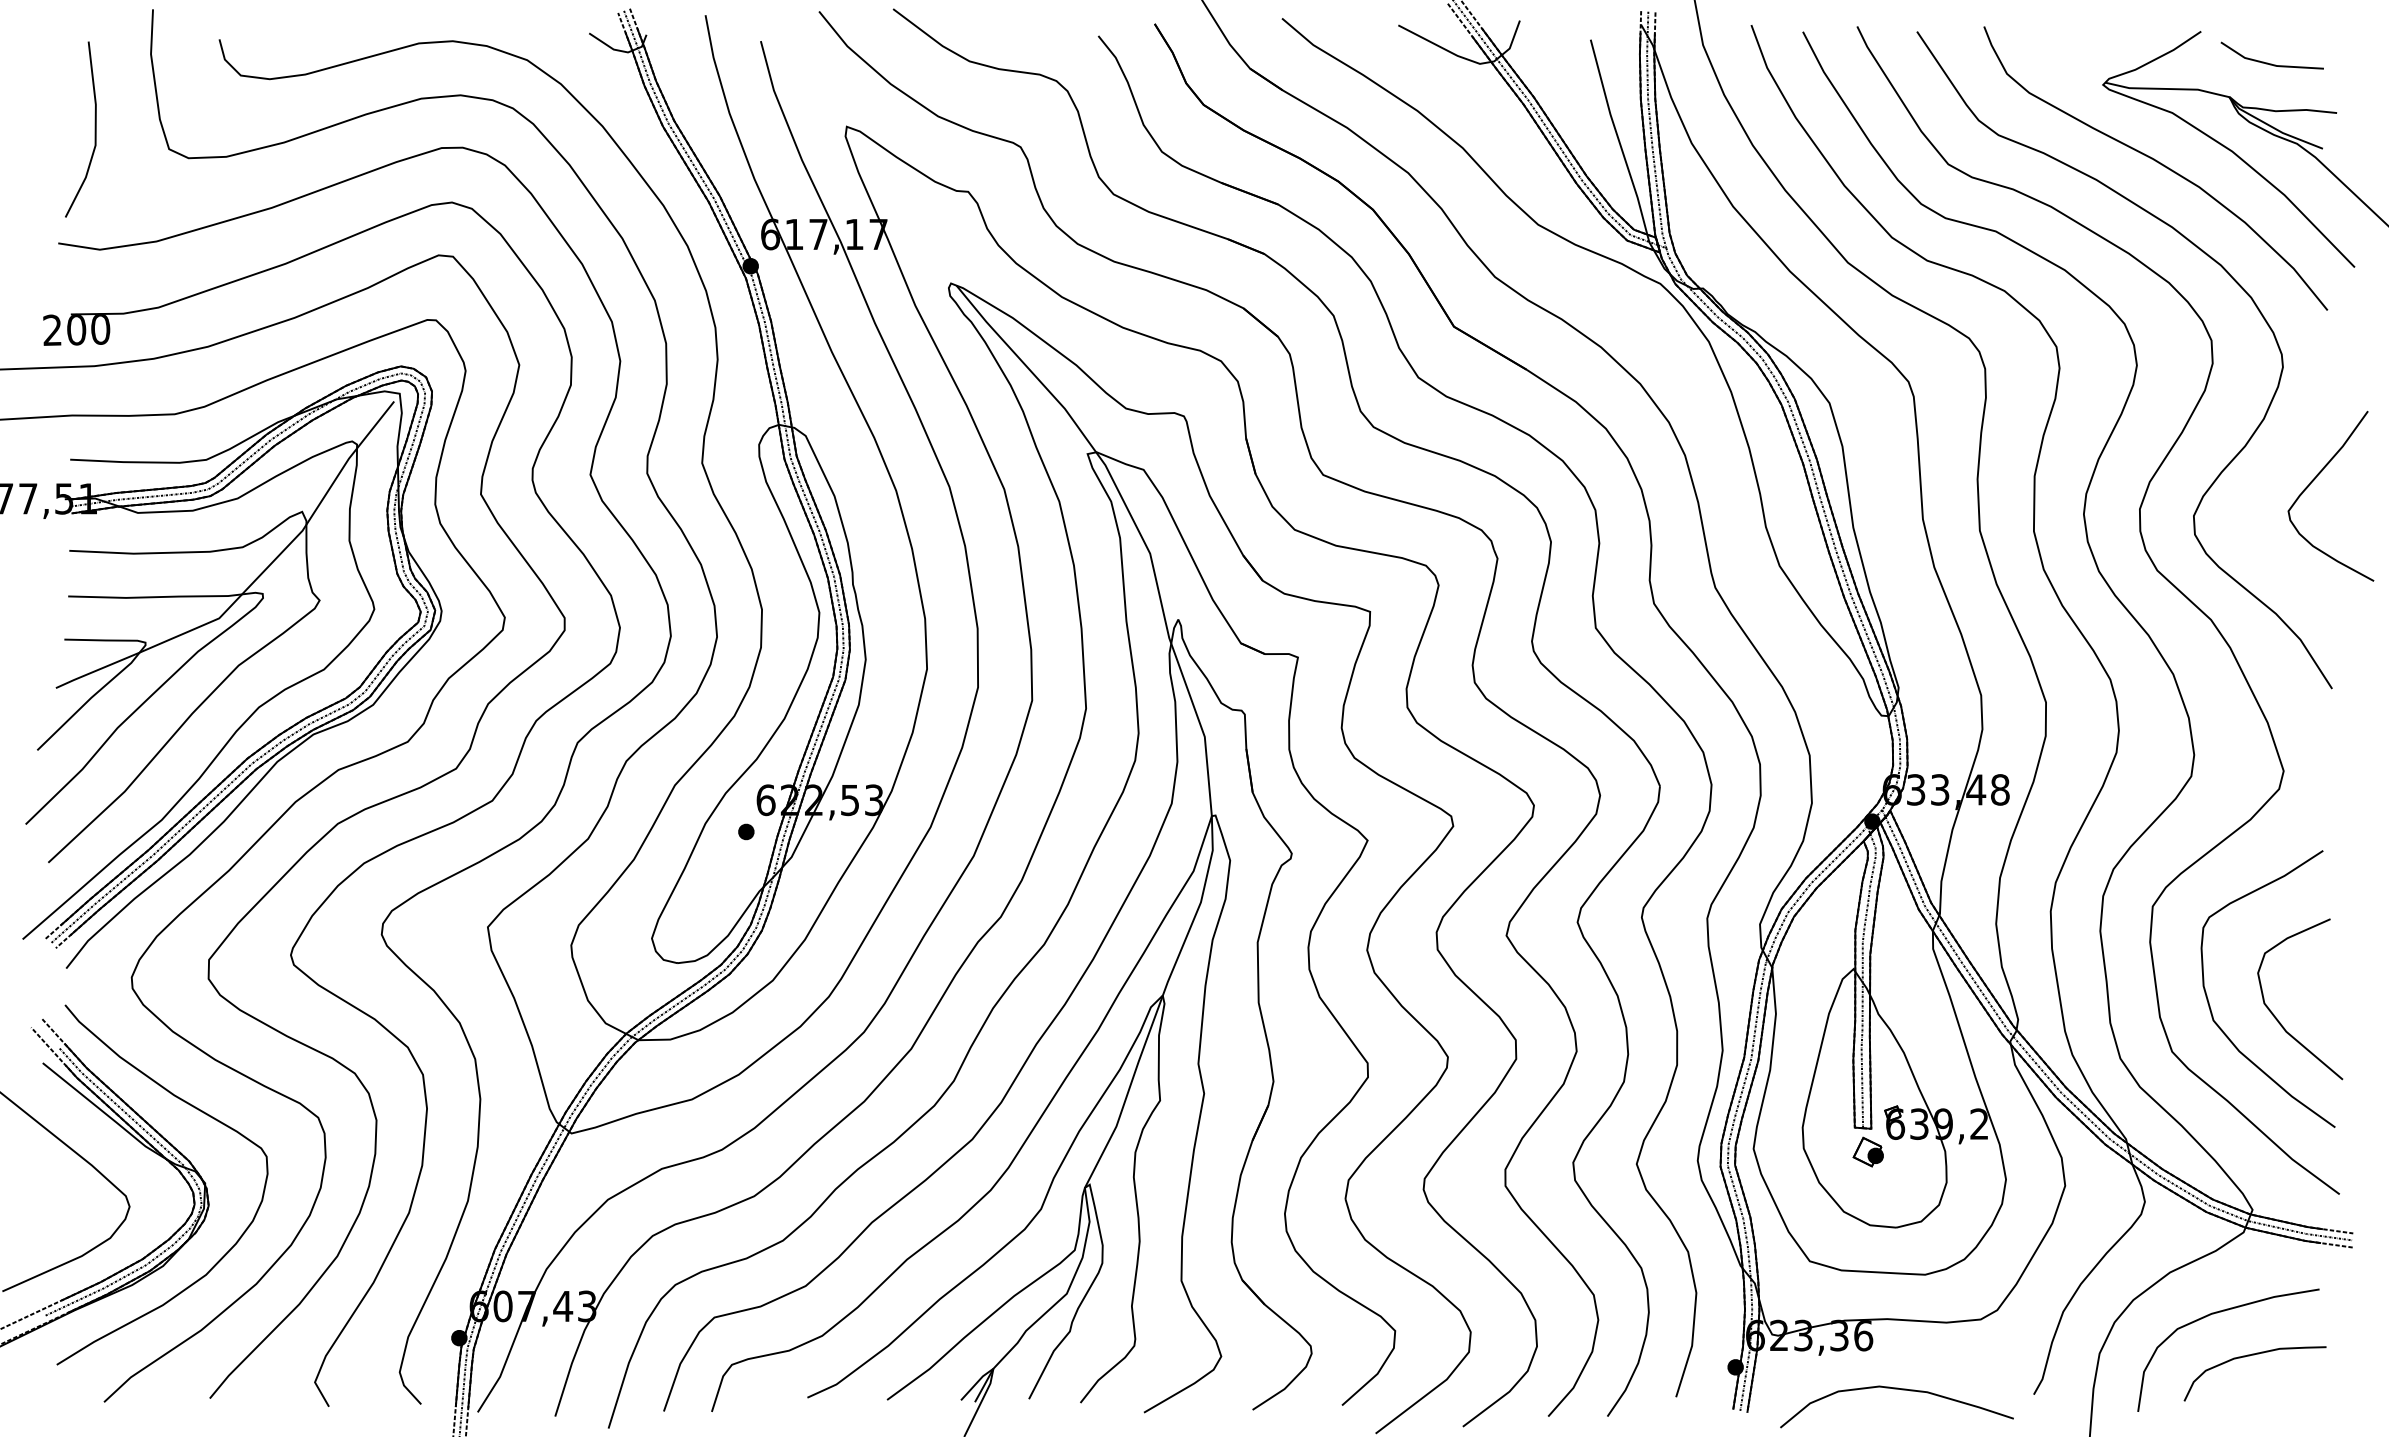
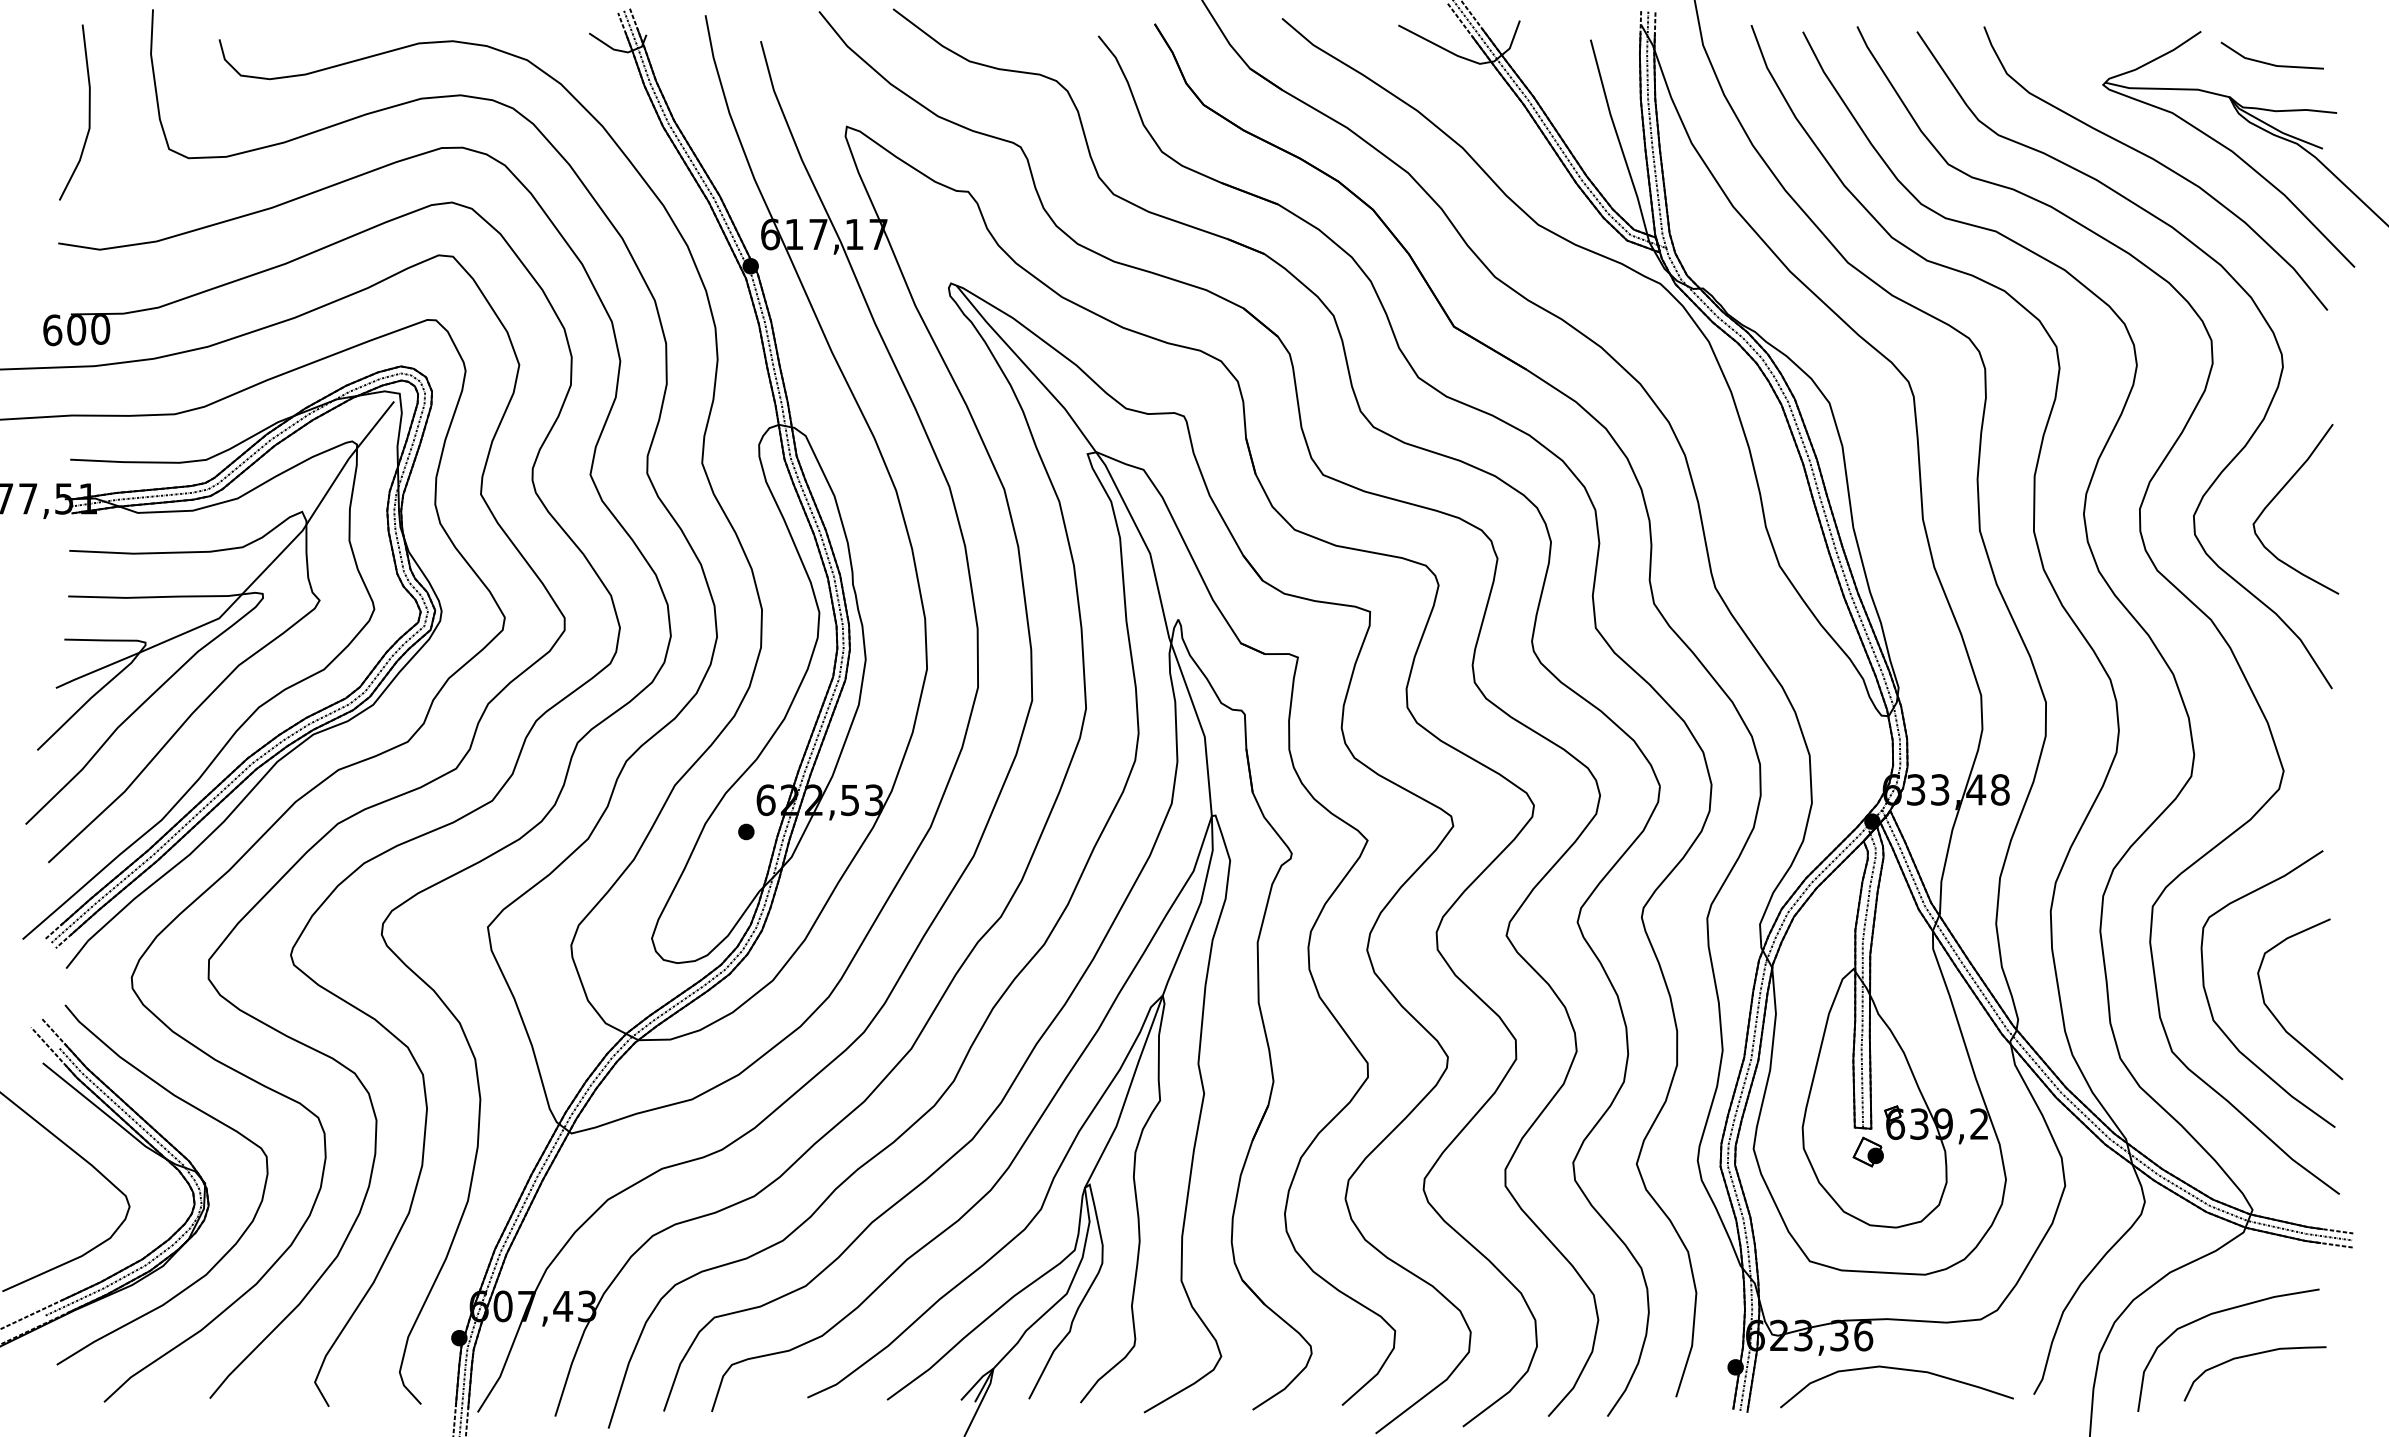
line position: (94, 129) -> (88, 112) (88, 112)
text: 200 -> 600 (52, 330)
curve position: (2315, 479) -> (2280, 492) (2280, 492)
curve position: (1901, 1390) -> (1901, 1370) (1901, 1370)
